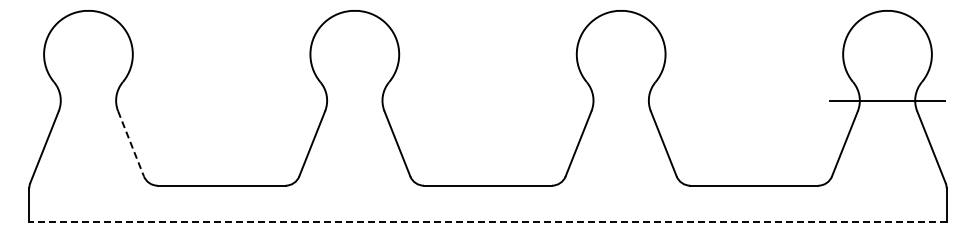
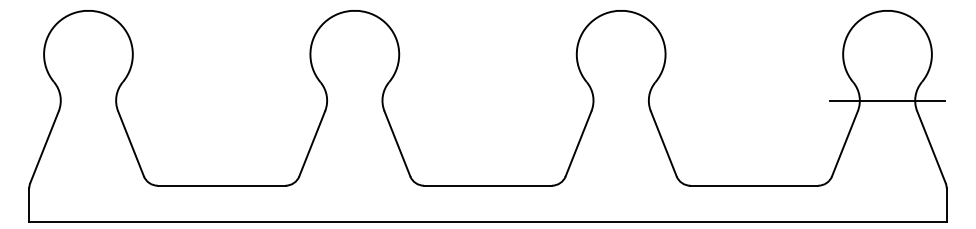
line: dashed -> solid (131, 144)
line: dashed -> solid (488, 222)
